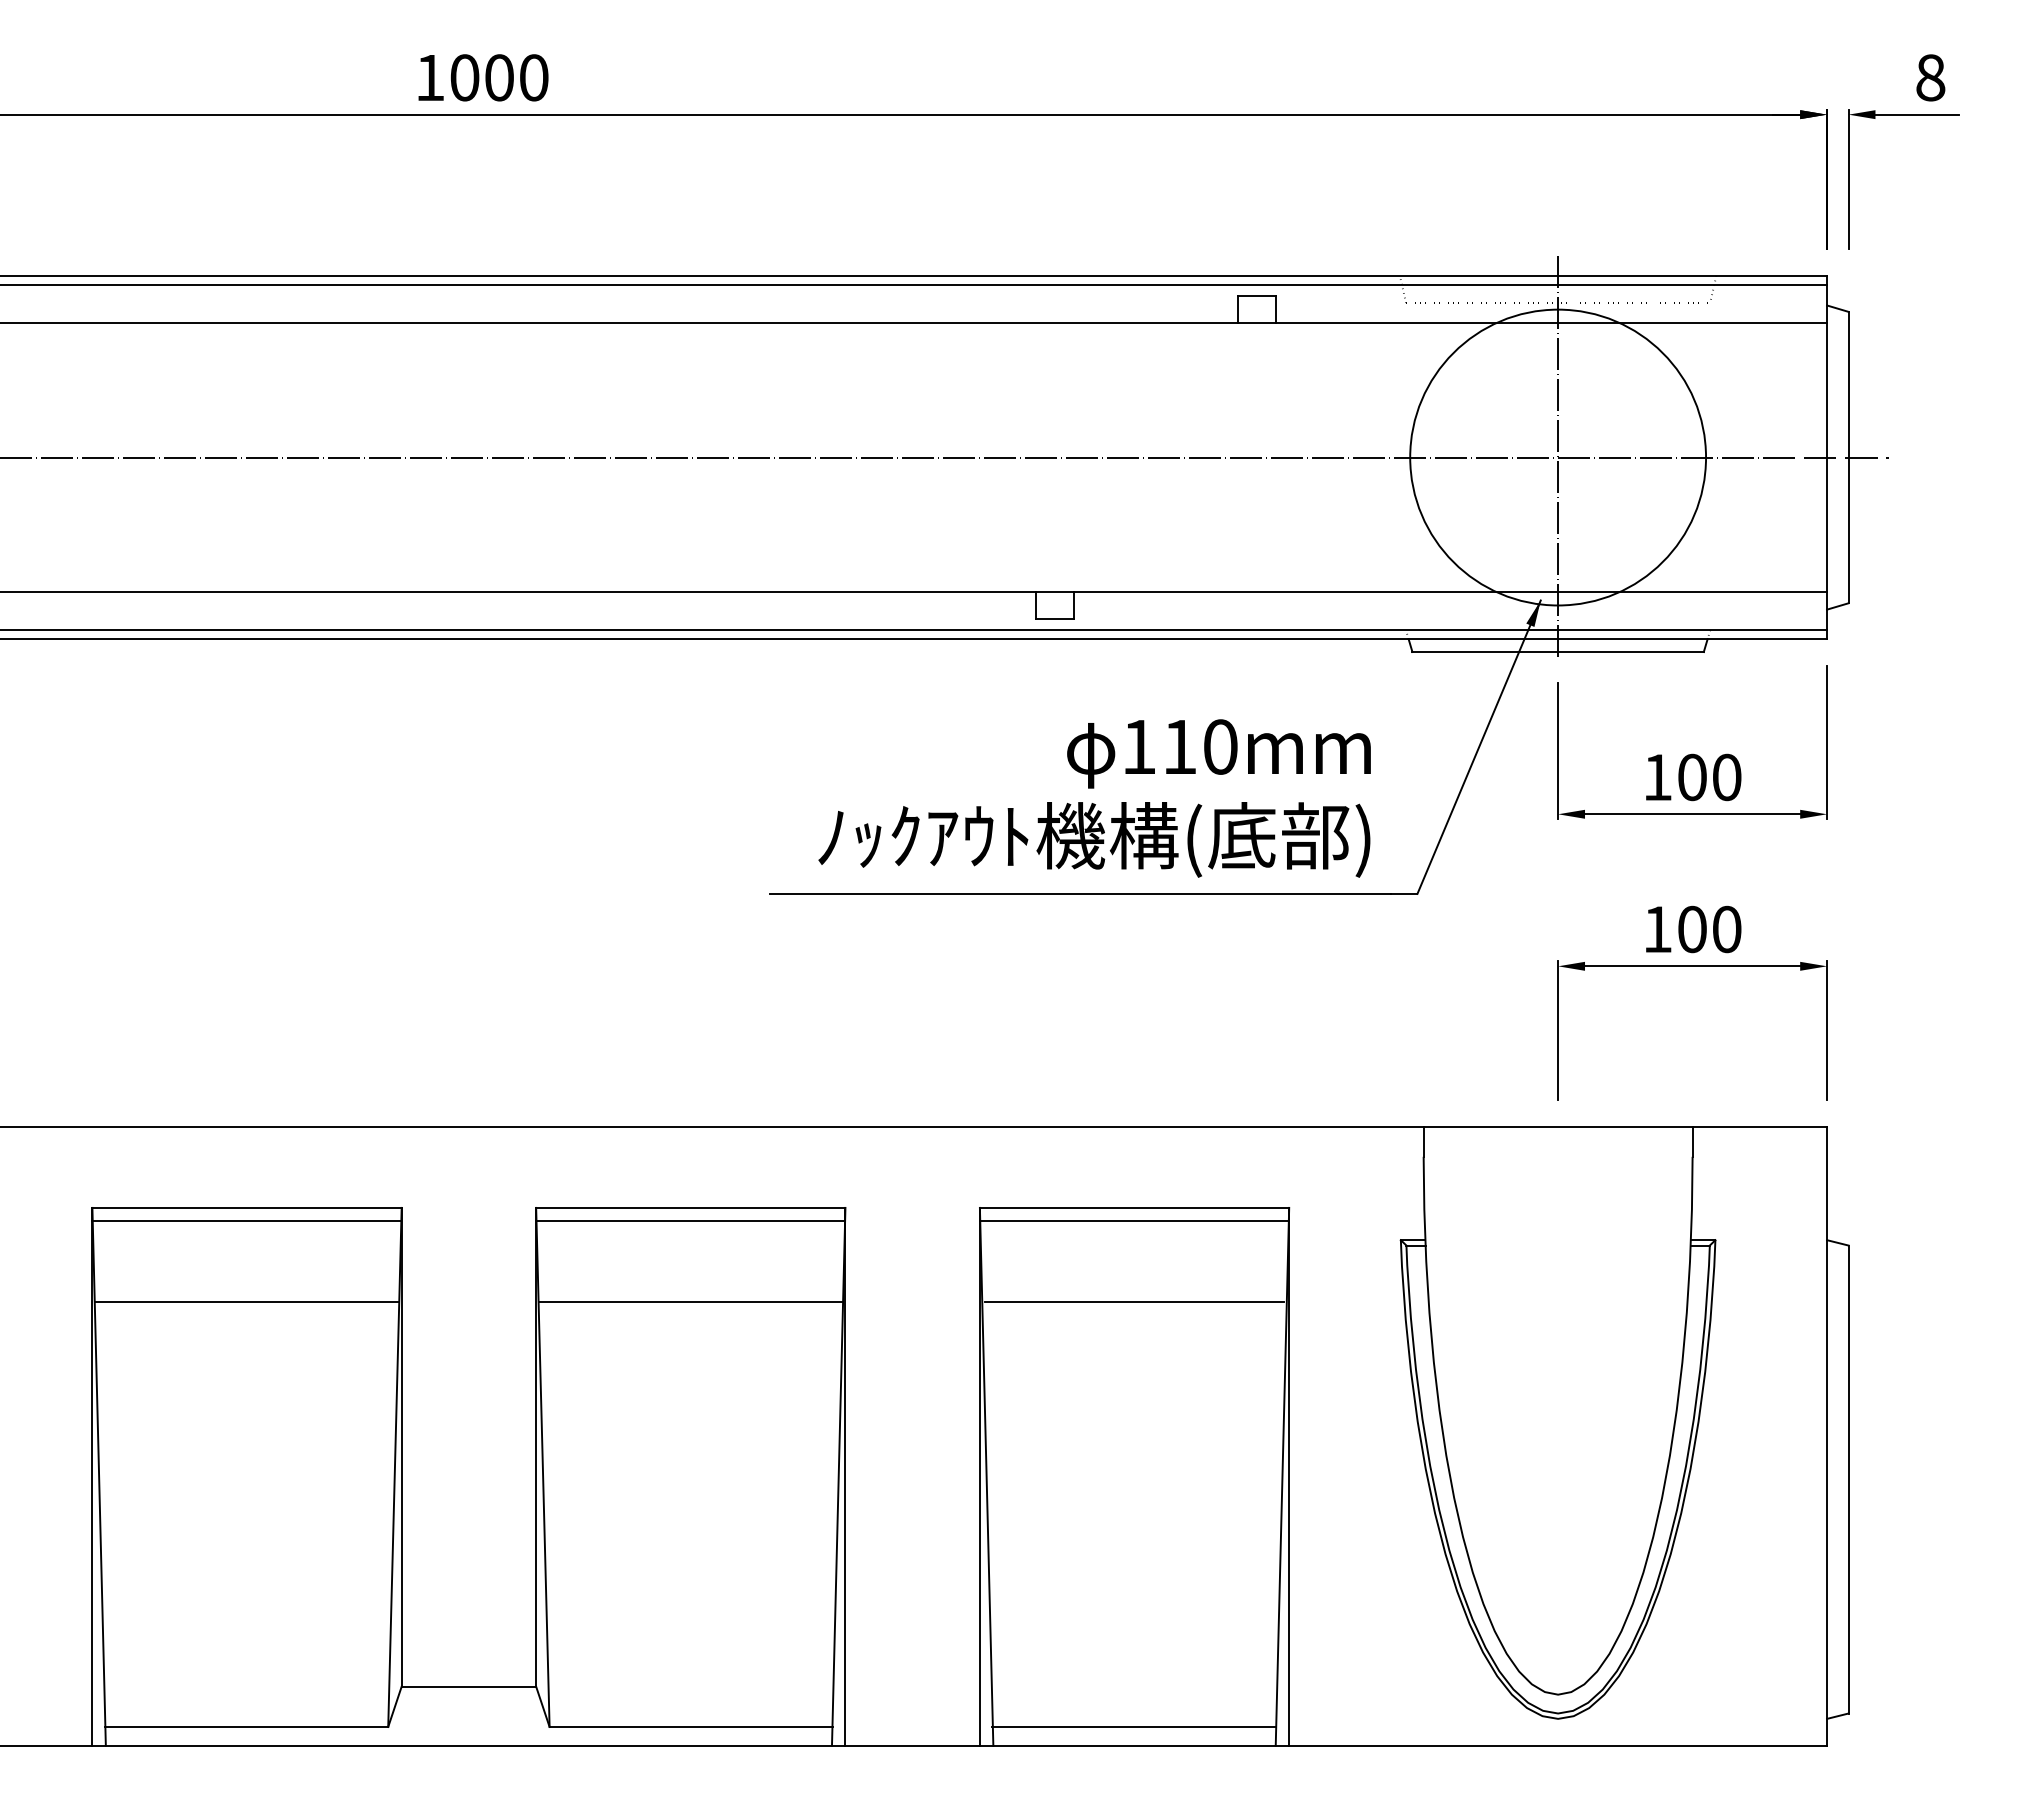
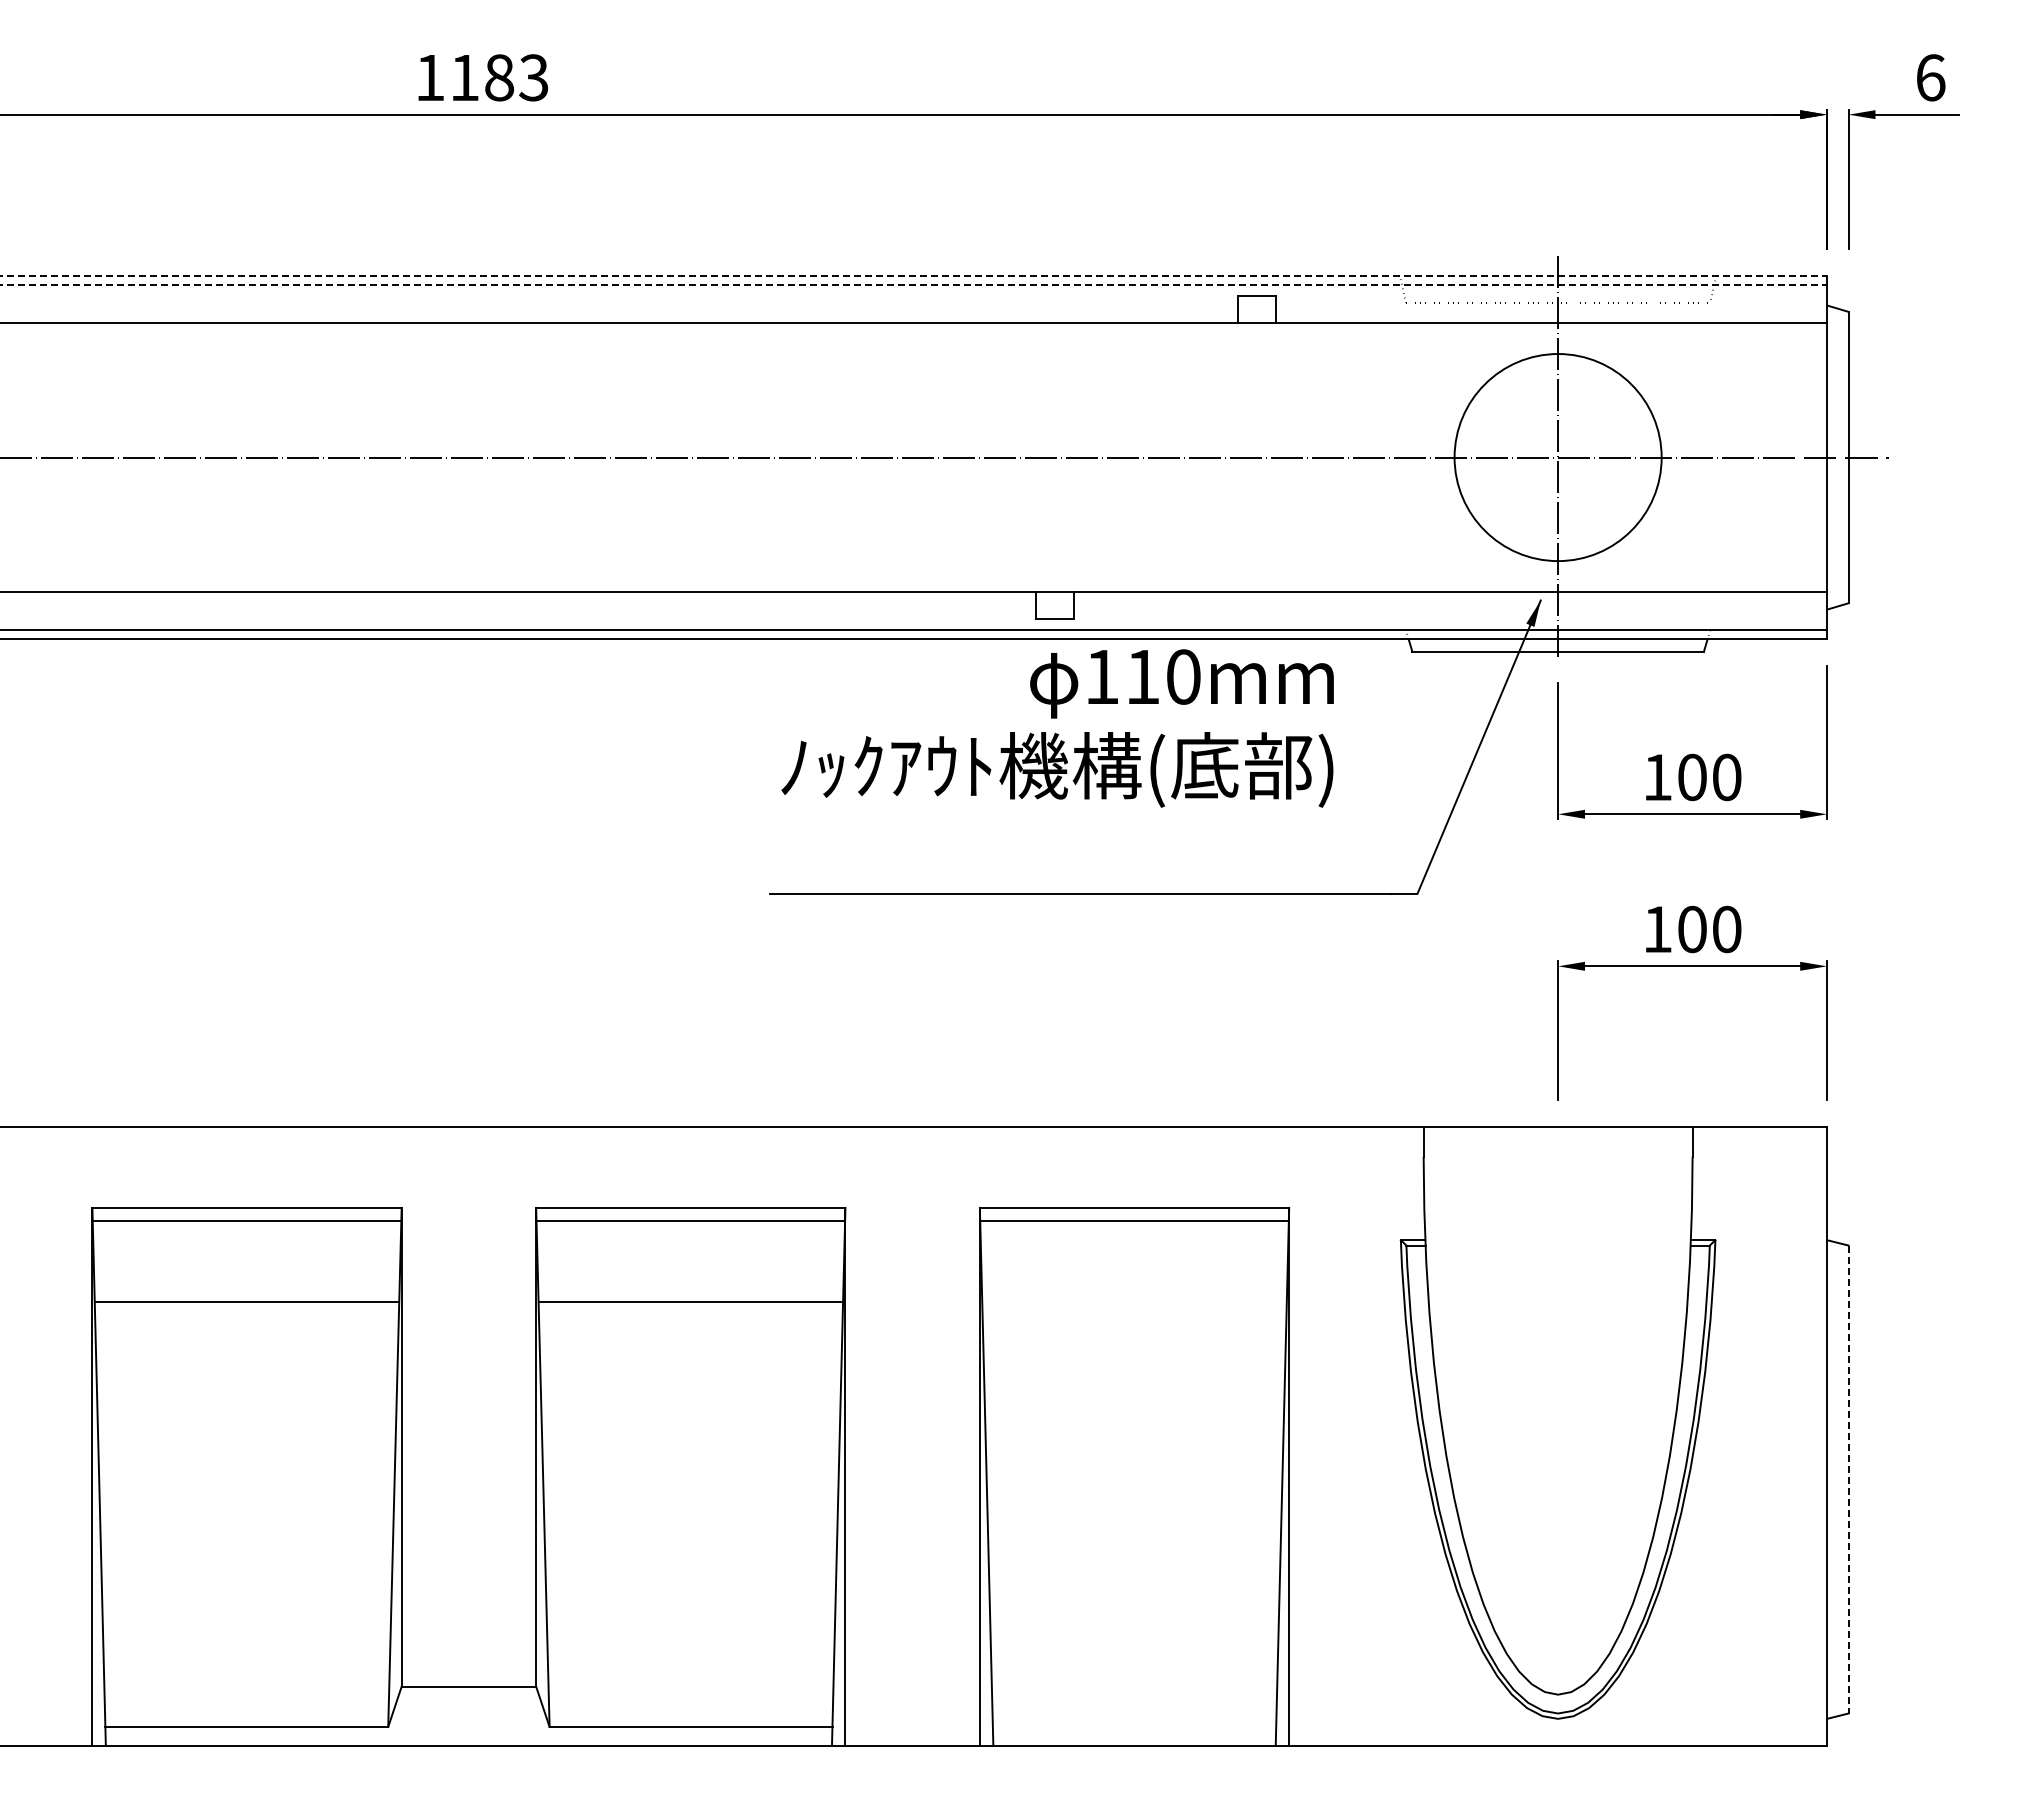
text: 1000 -> 1183 (499, 77)
text: 8 -> 6 (1930, 77)
line: solid -> dashed (914, 276)
line: solid -> dashed (914, 284)
circle diameter: 296 px -> 207 px (1557, 457)
text position: (1094, 798) -> (1057, 728) (1057, 728)
line: present -> none (1134, 1302)
line: solid -> dashed (1848, 1479)
line: present -> none (1133, 1726)
